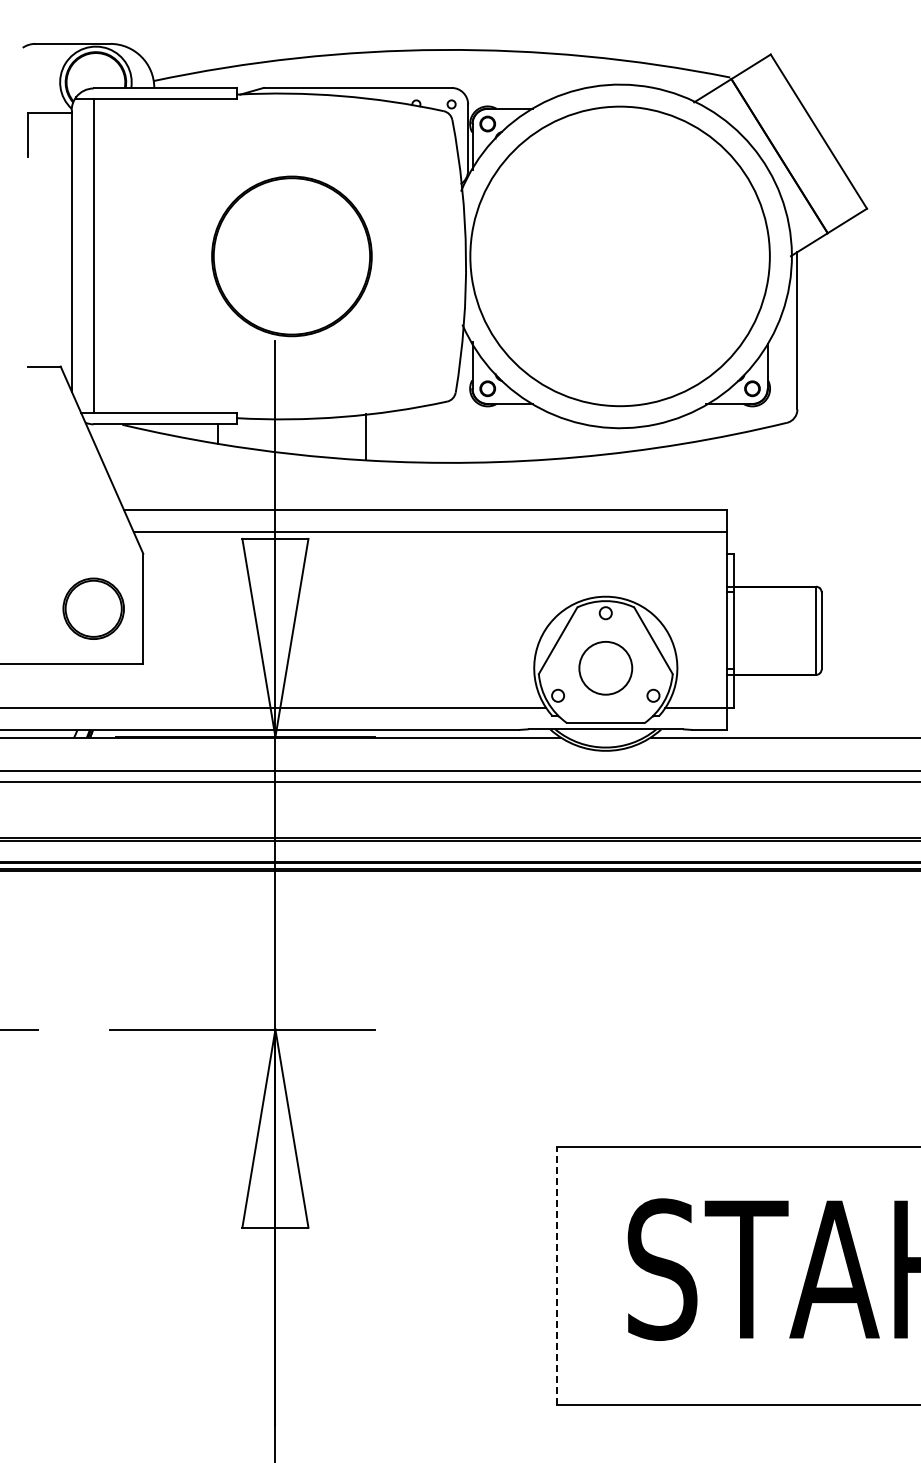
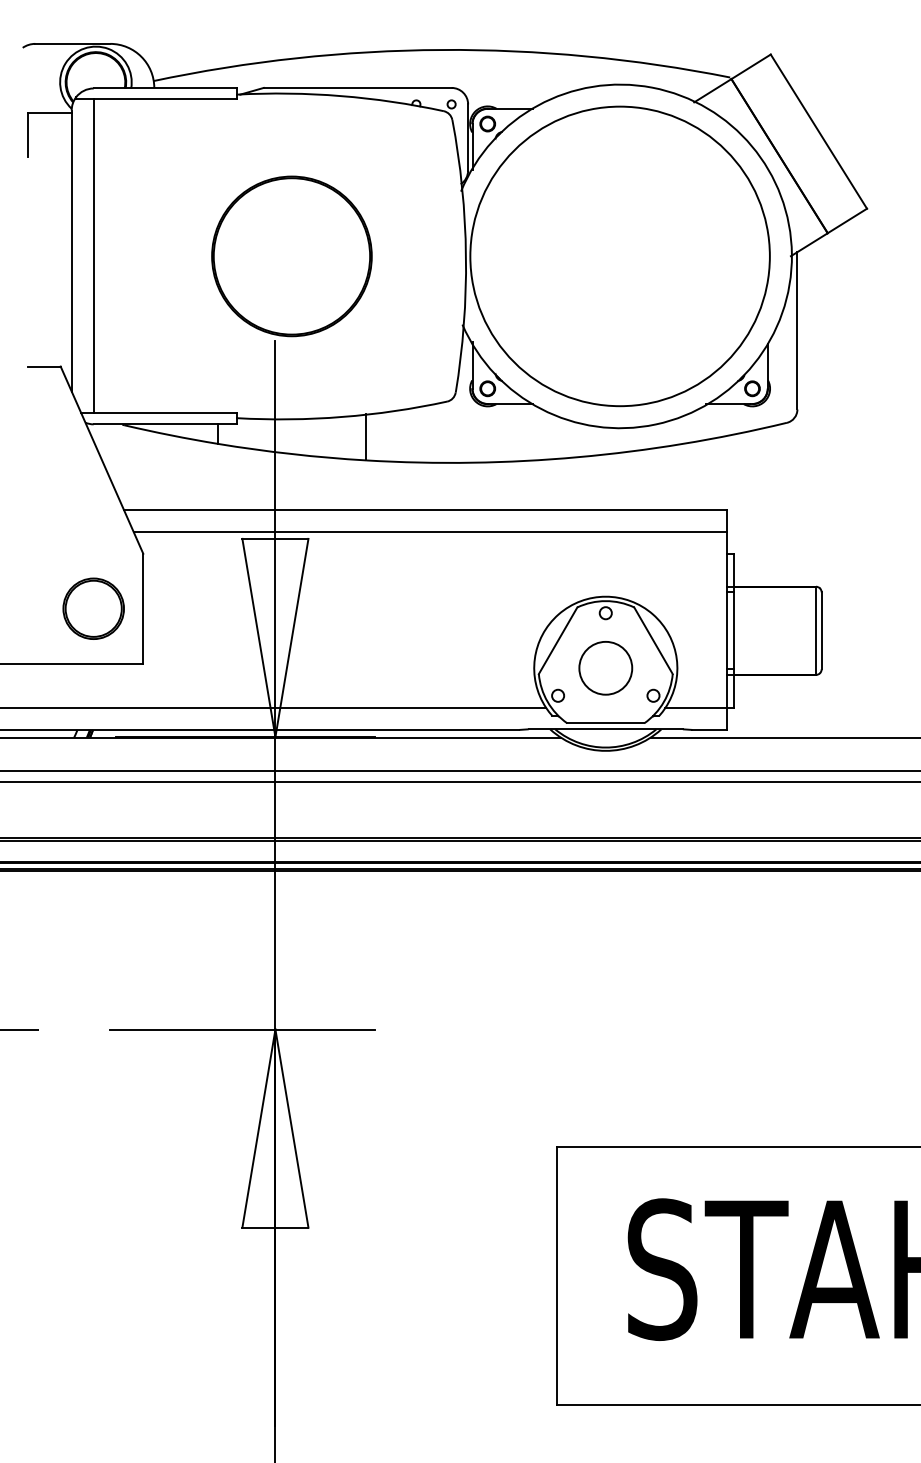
line: dashed -> solid (556, 1275)
